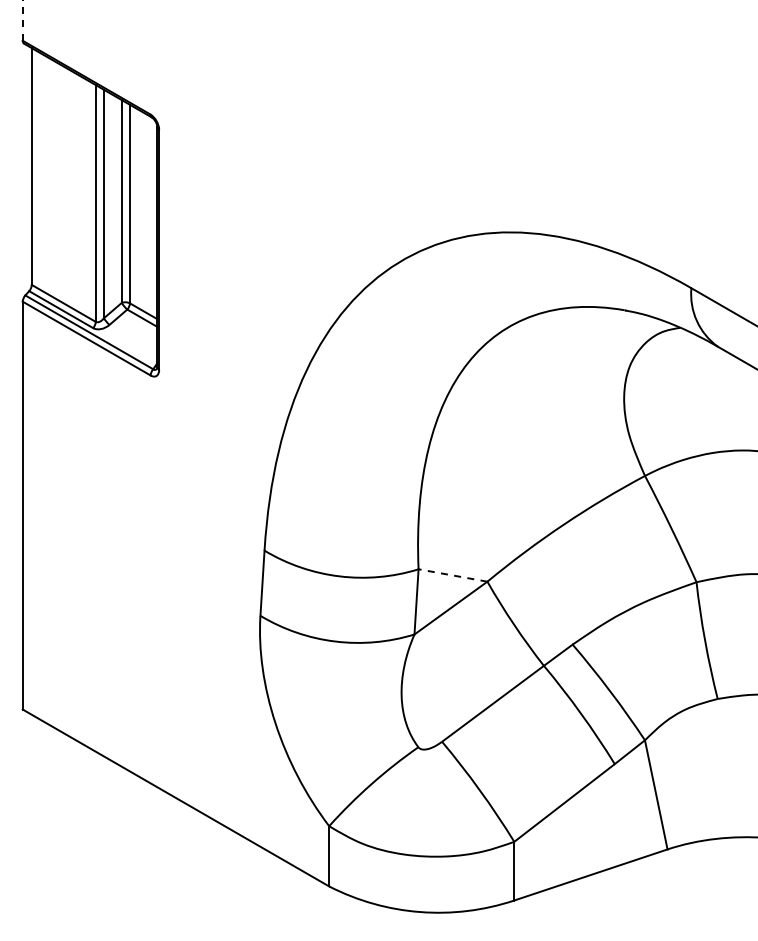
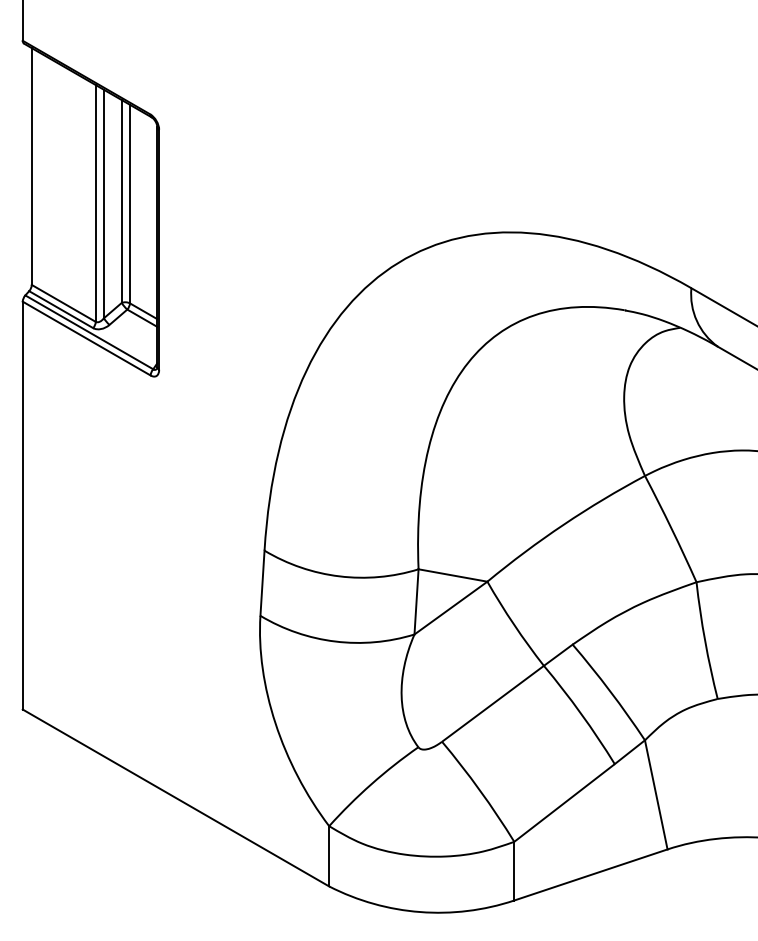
line: dashed -> solid (22, 20)
line: dashed -> solid (453, 575)
